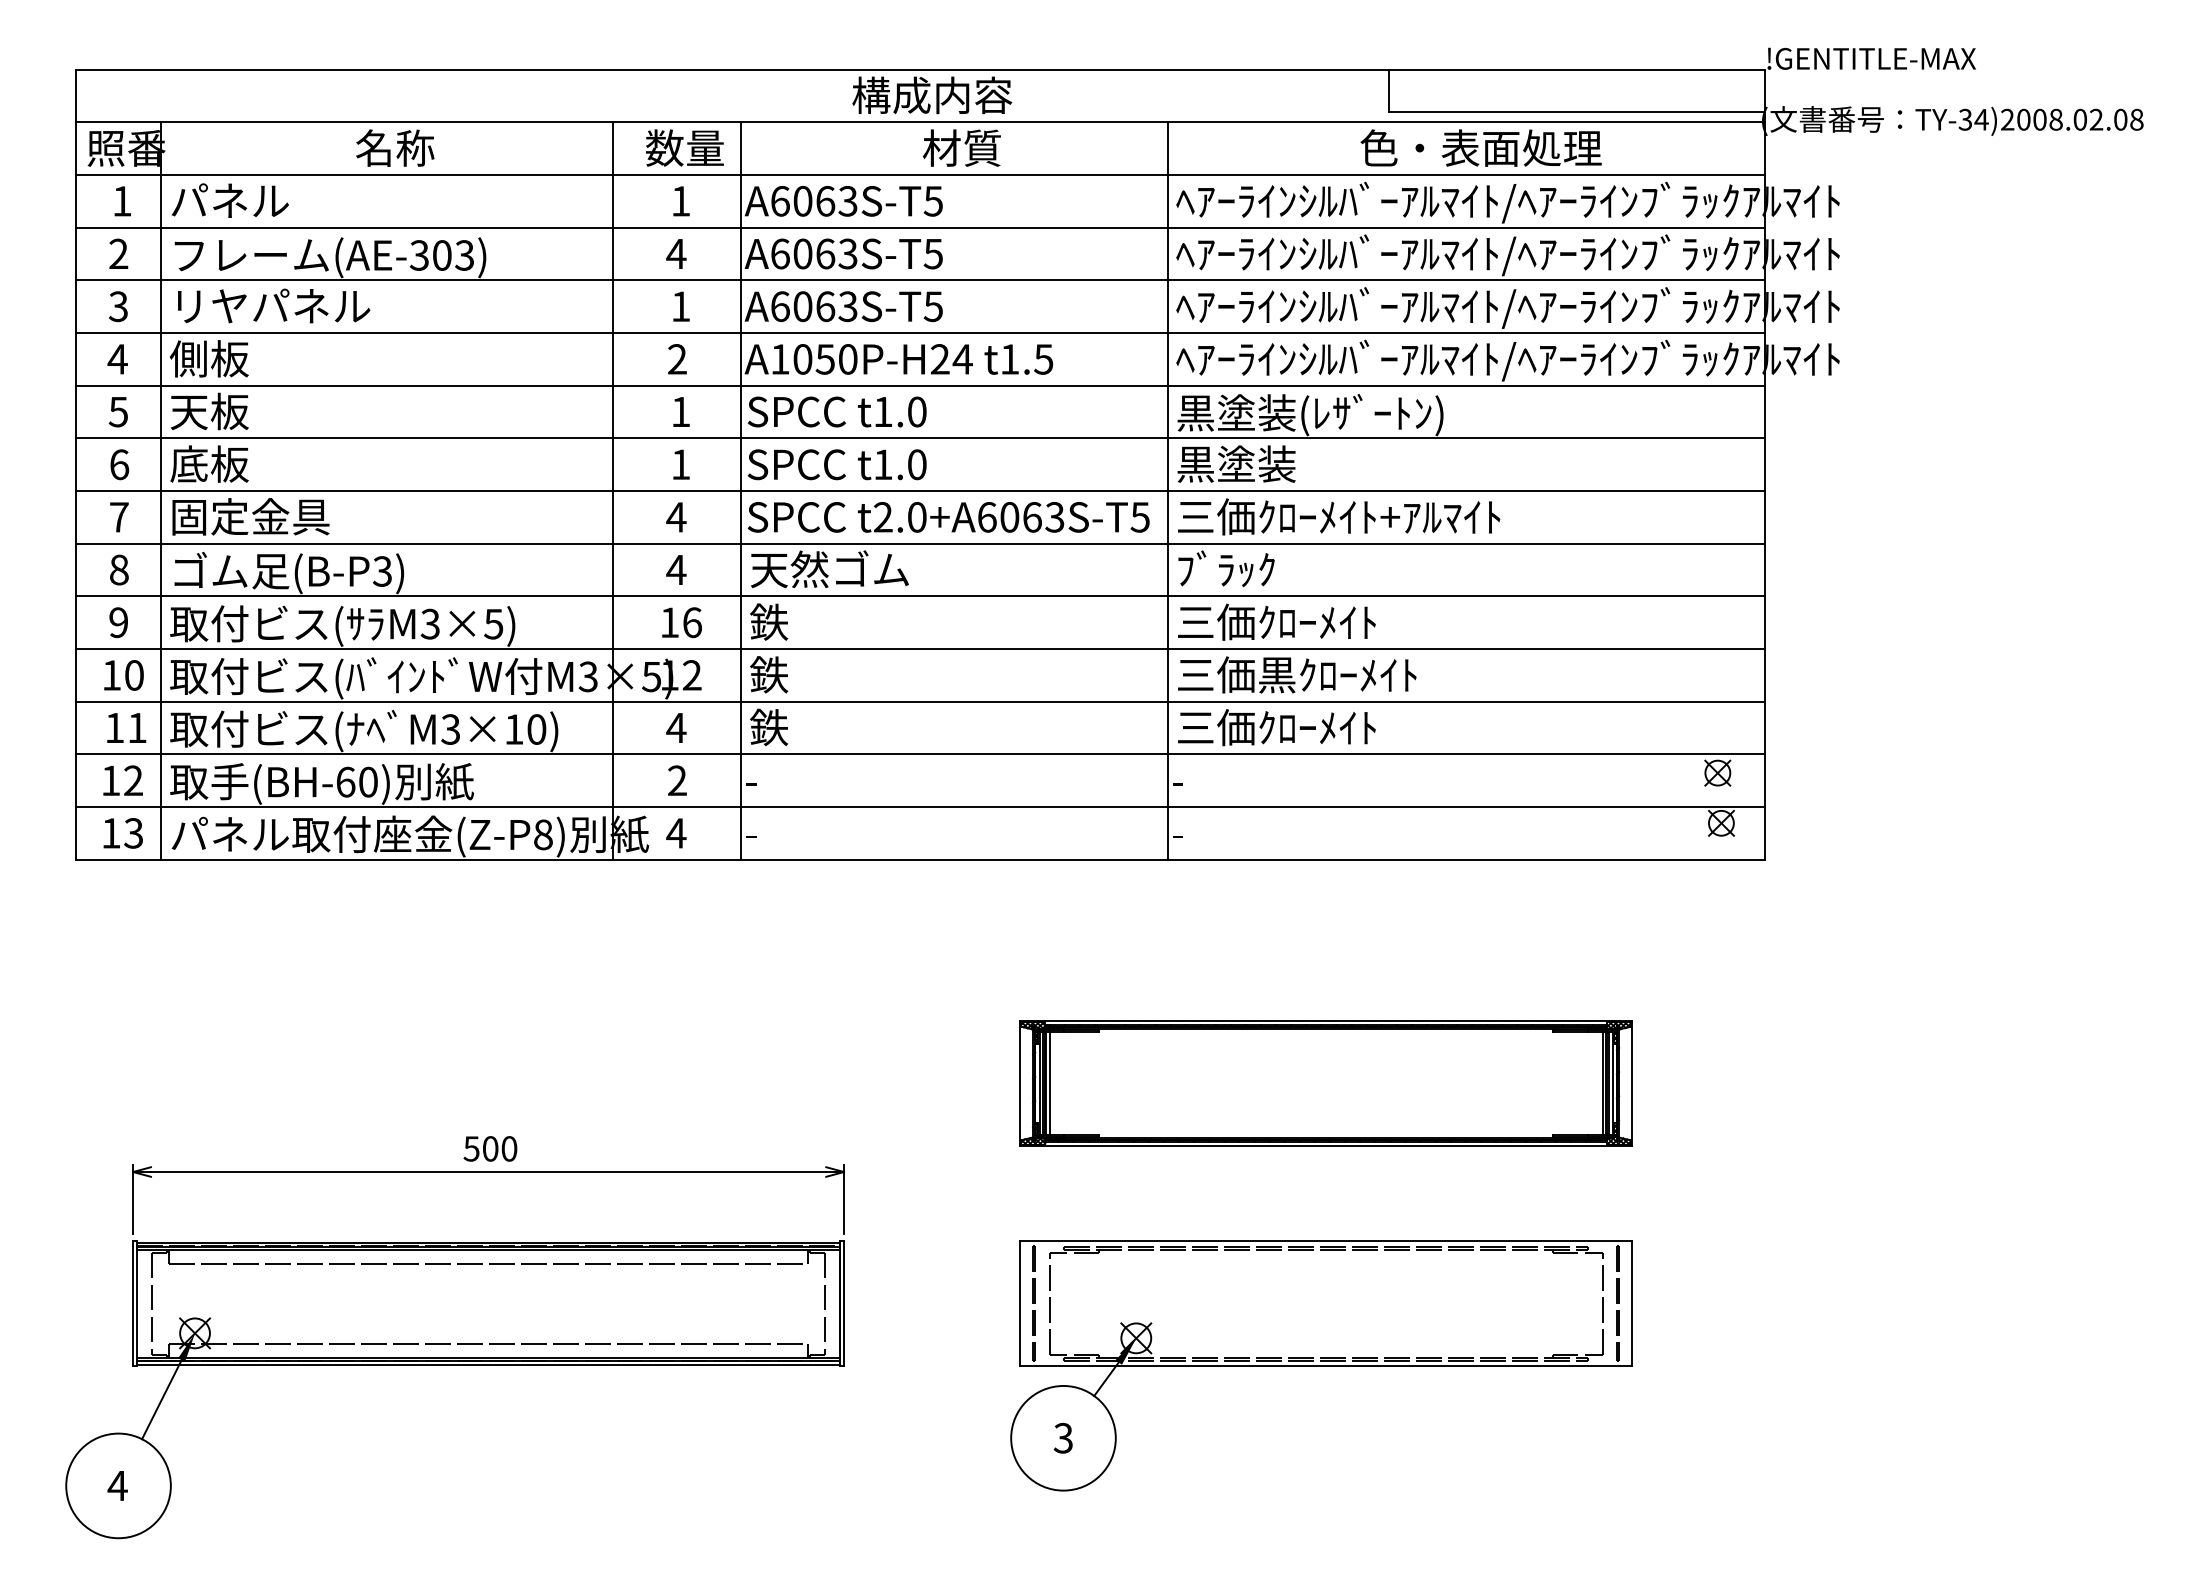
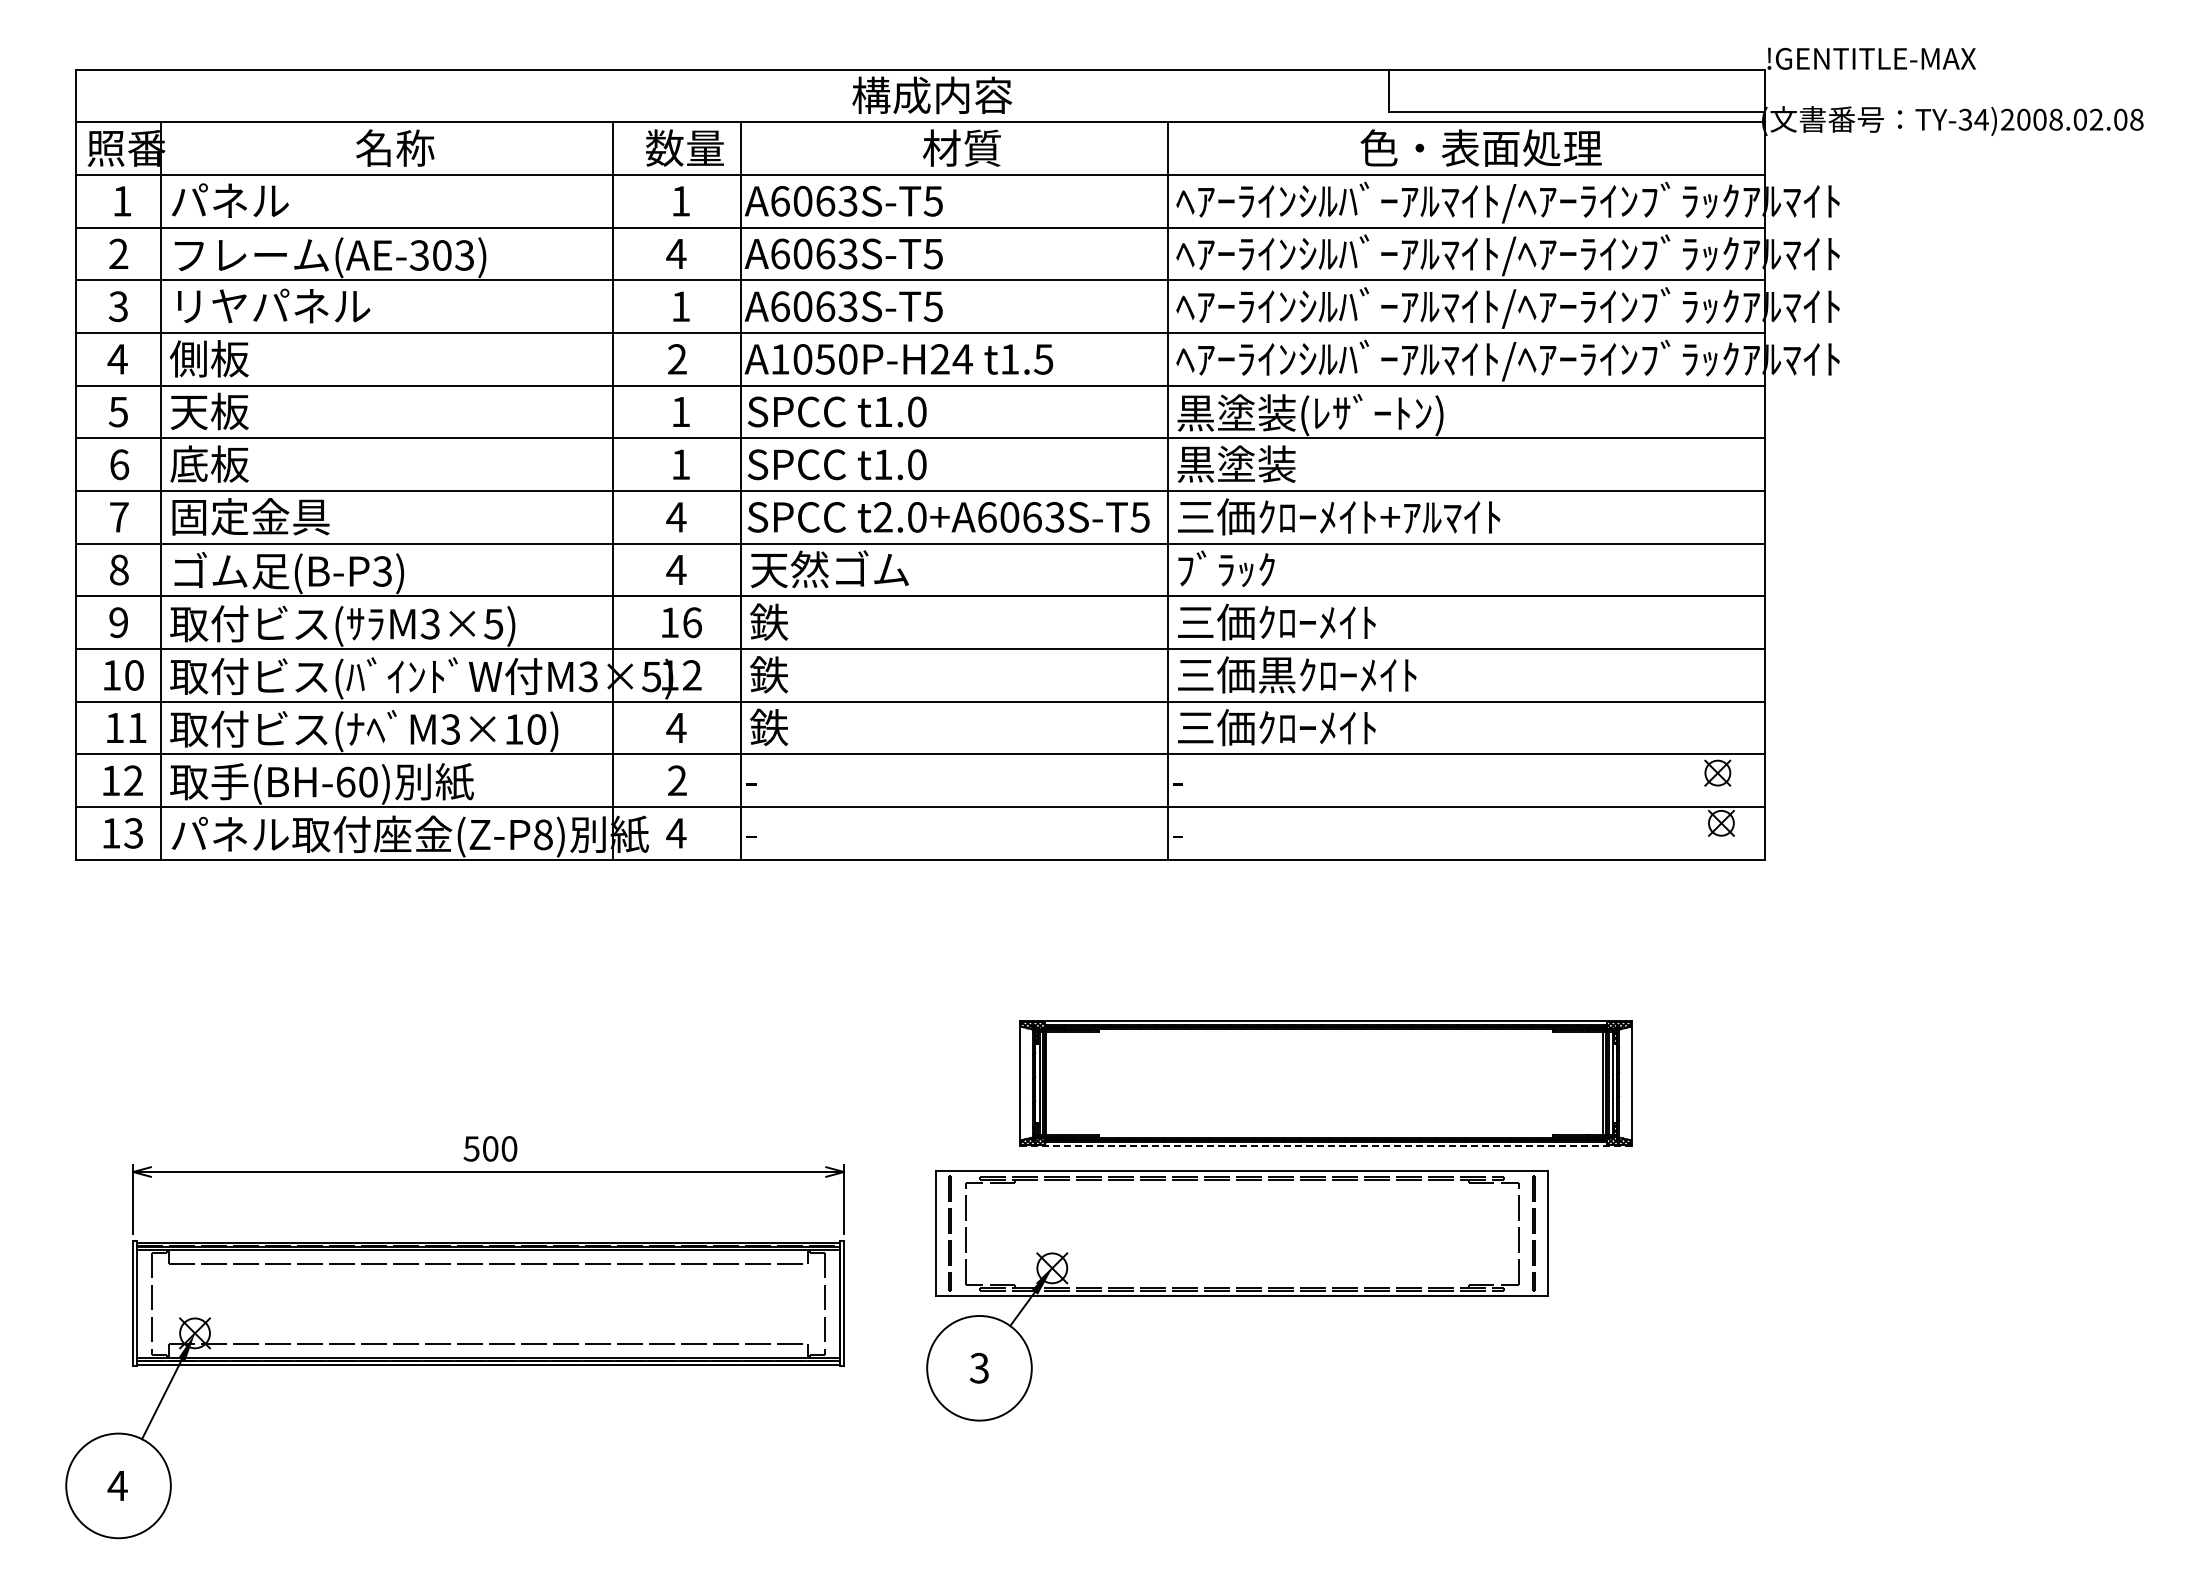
line: present -> none (1049, 1083)
line: solid -> dashed (1326, 1146)
part position: (1321, 1365) -> (1237, 1295) (1237, 1295)
